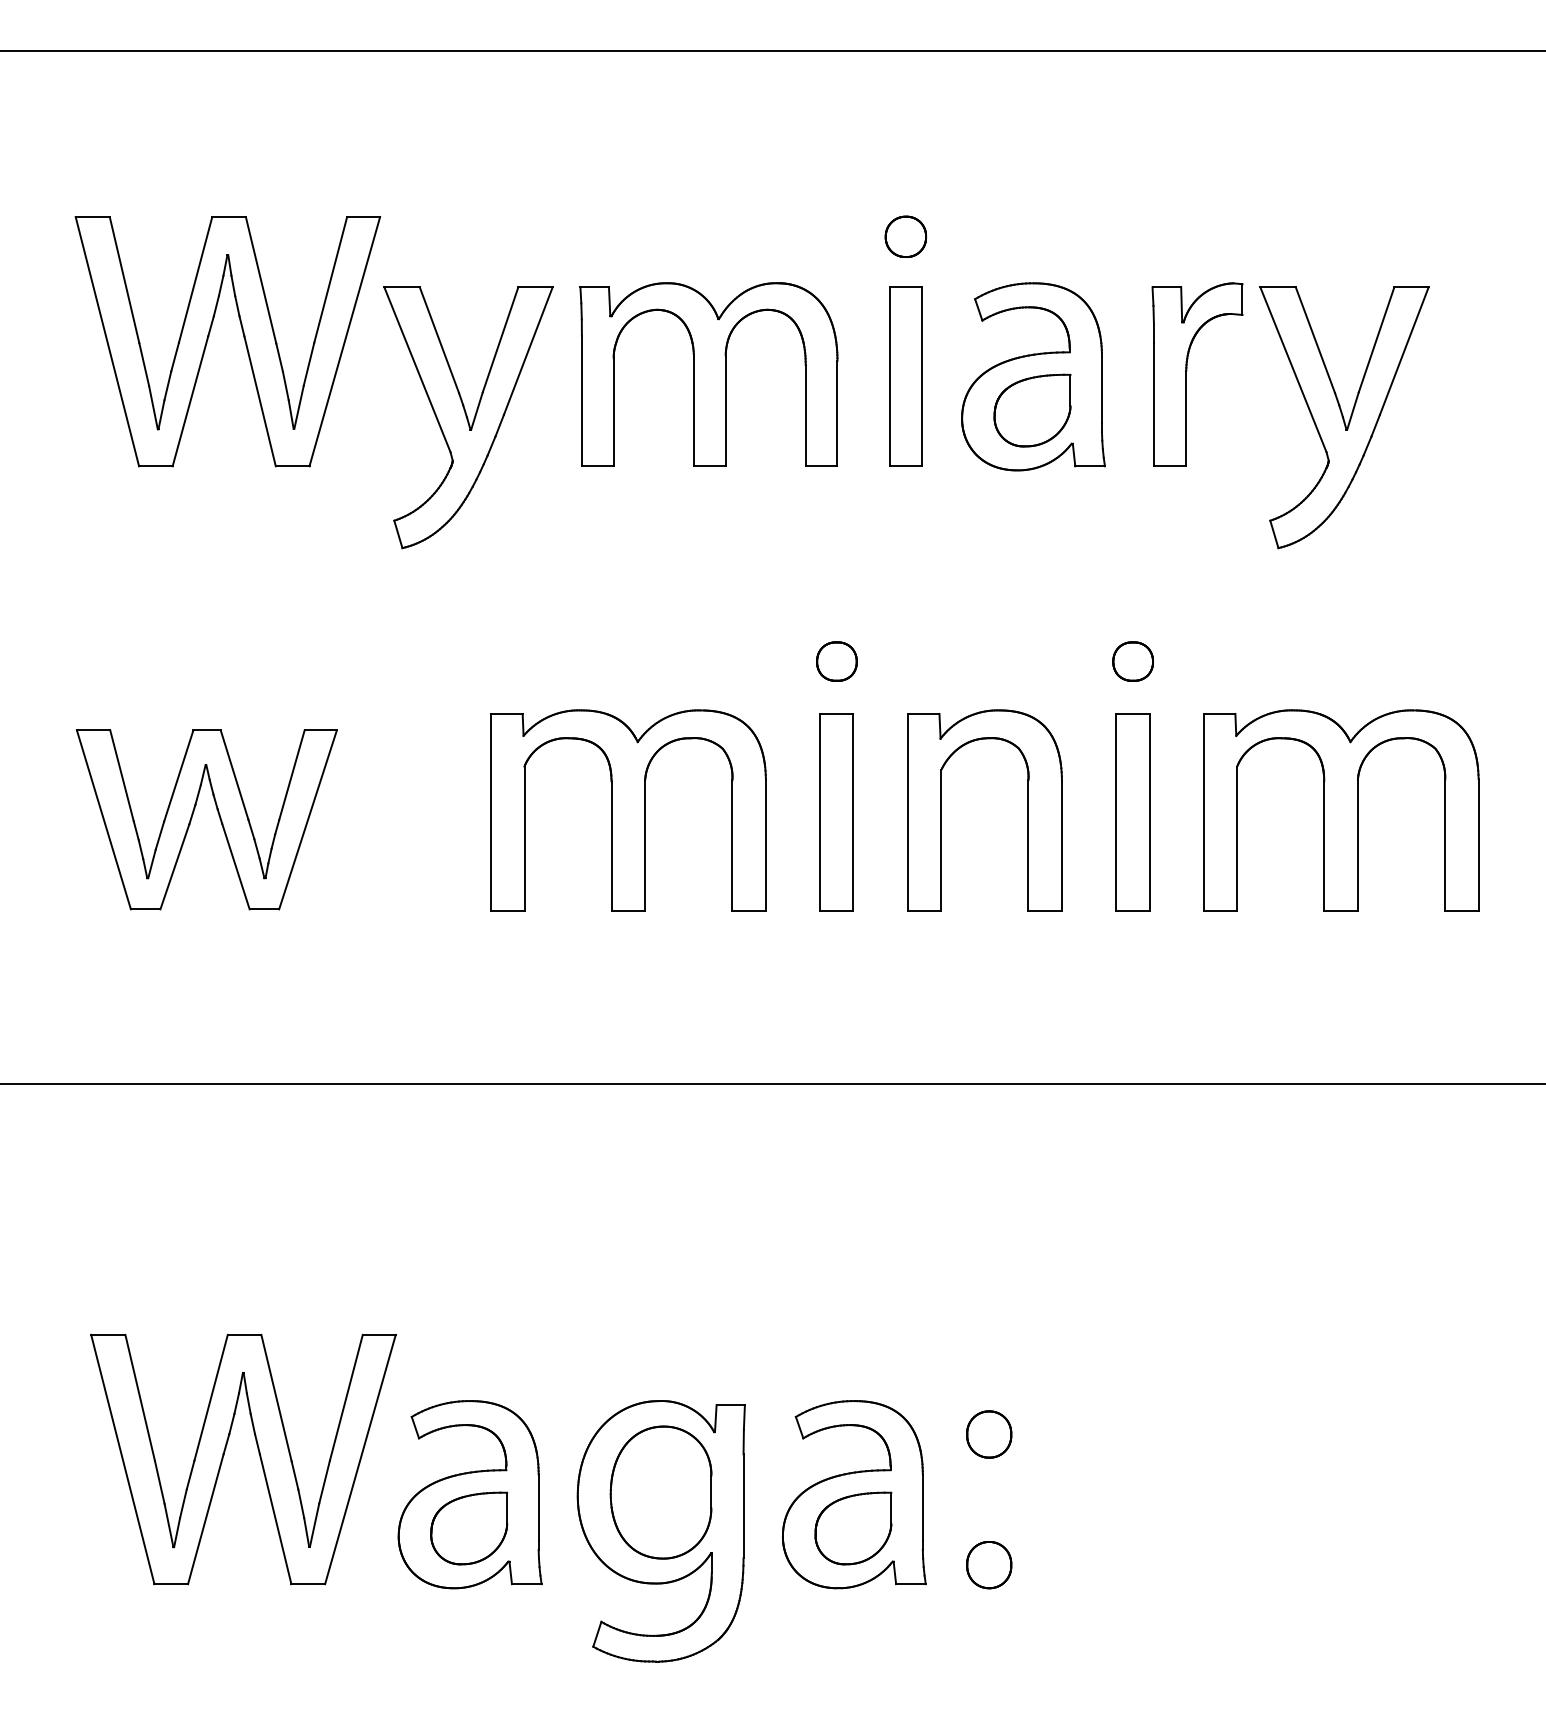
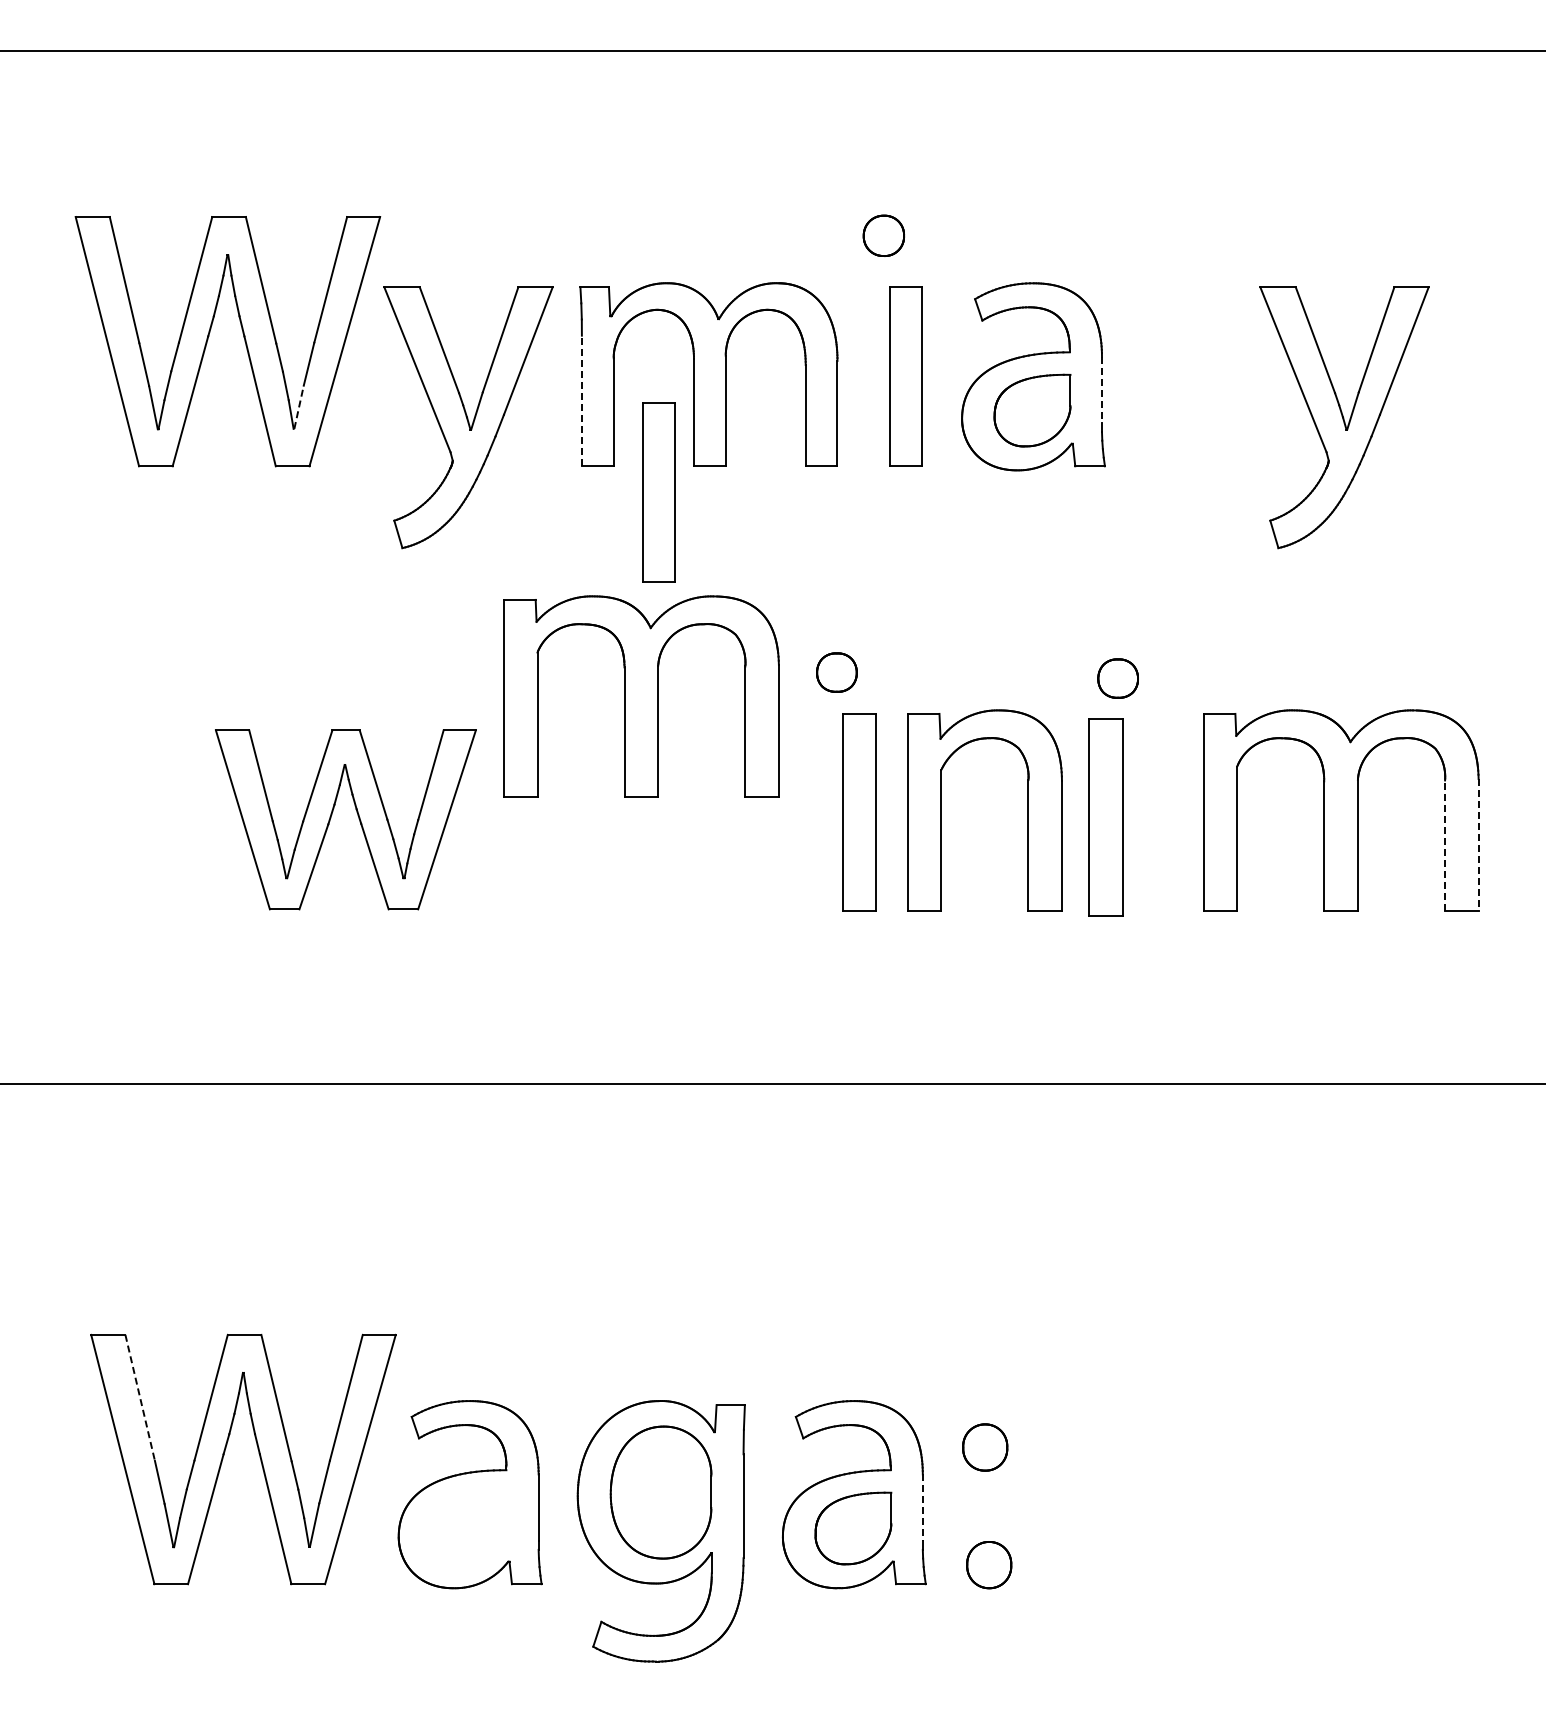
part position: (905, 236) -> (883, 235) (883, 235)
part: present -> none (1187, 371)
line: solid -> dashed (1101, 390)
line: solid -> dashed (581, 400)
line: solid -> dashed (299, 406)
part: none -> present (658, 492)
part position: (836, 661) -> (836, 672) (836, 672)
part position: (1132, 661) -> (1117, 678) (1117, 678)
part position: (628, 810) -> (641, 696) (641, 696)
part position: (836, 812) -> (859, 812) (859, 812)
part position: (1132, 812) -> (1105, 817) (1105, 817)
part position: (218, 815) -> (357, 815) (357, 815)
line: solid -> dashed (1478, 844)
line: solid -> dashed (1445, 845)
line: solid -> dashed (140, 1397)
part position: (989, 1434) -> (985, 1447) (985, 1447)
line: solid -> dashed (922, 1508)
part: present -> none (469, 1528)
